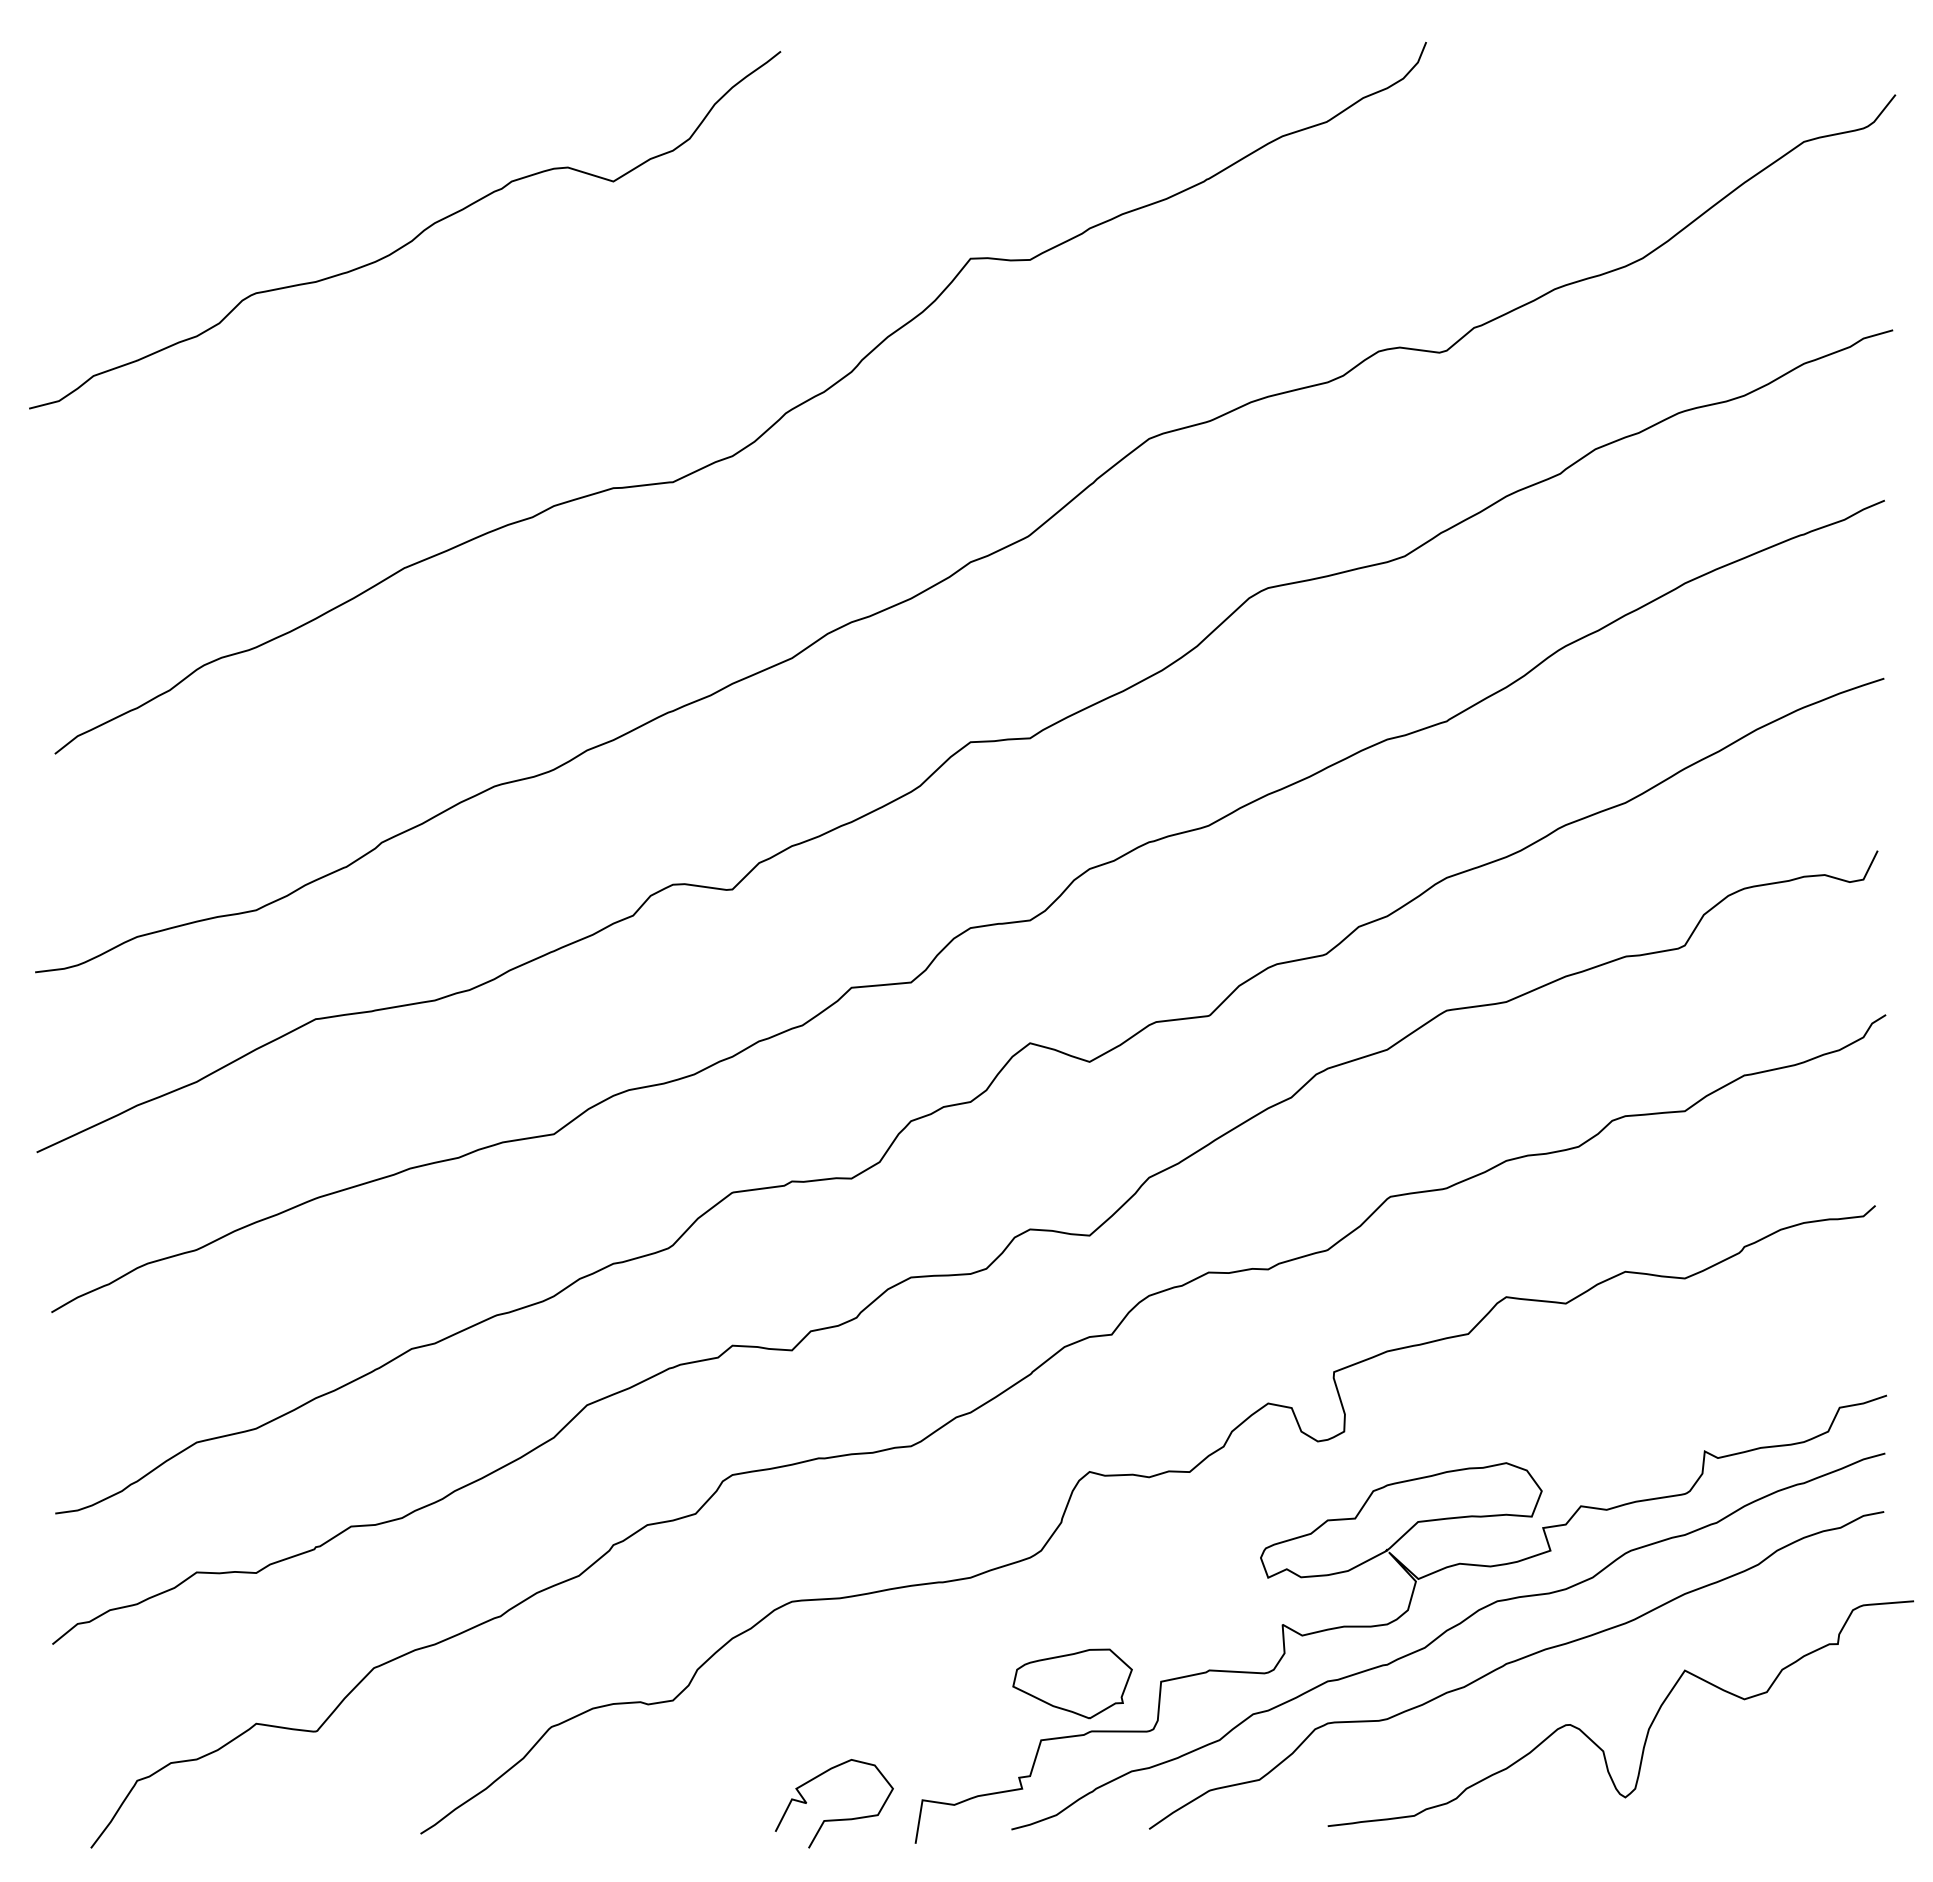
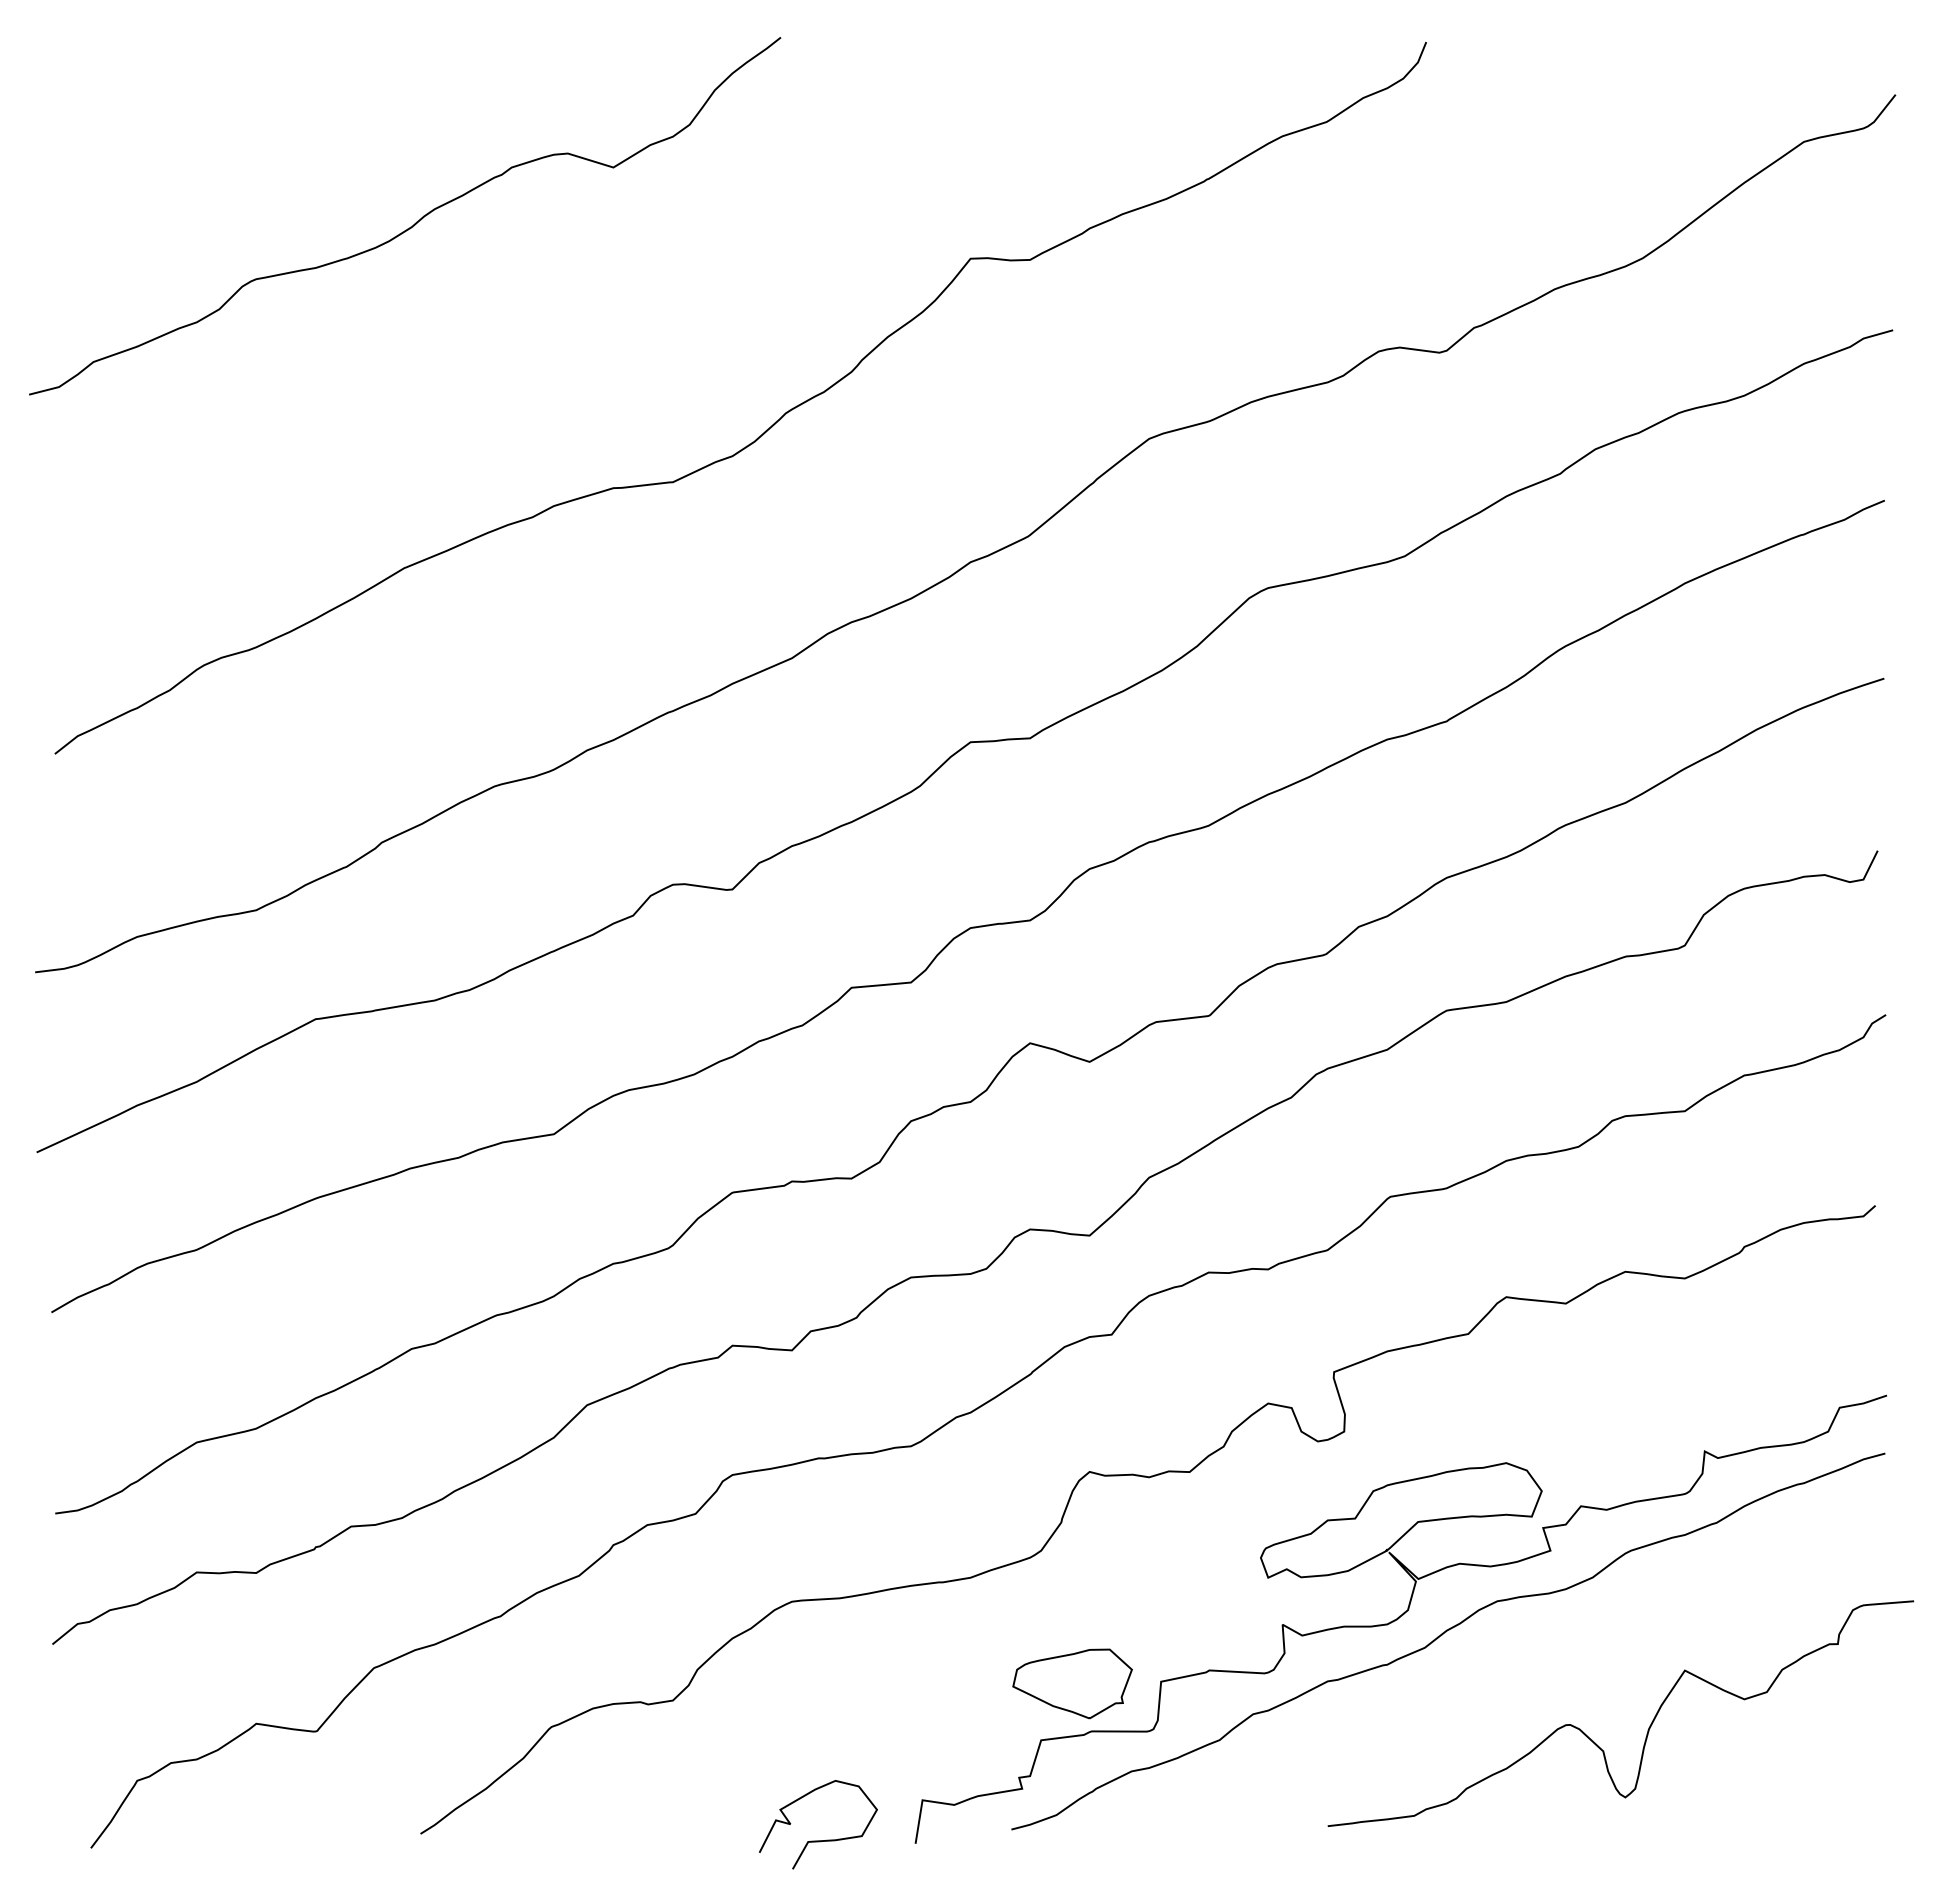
curve position: (410, 240) -> (410, 226) (410, 226)
curve: present -> none (1514, 1662)
curve position: (834, 1819) -> (818, 1840) (818, 1840)
